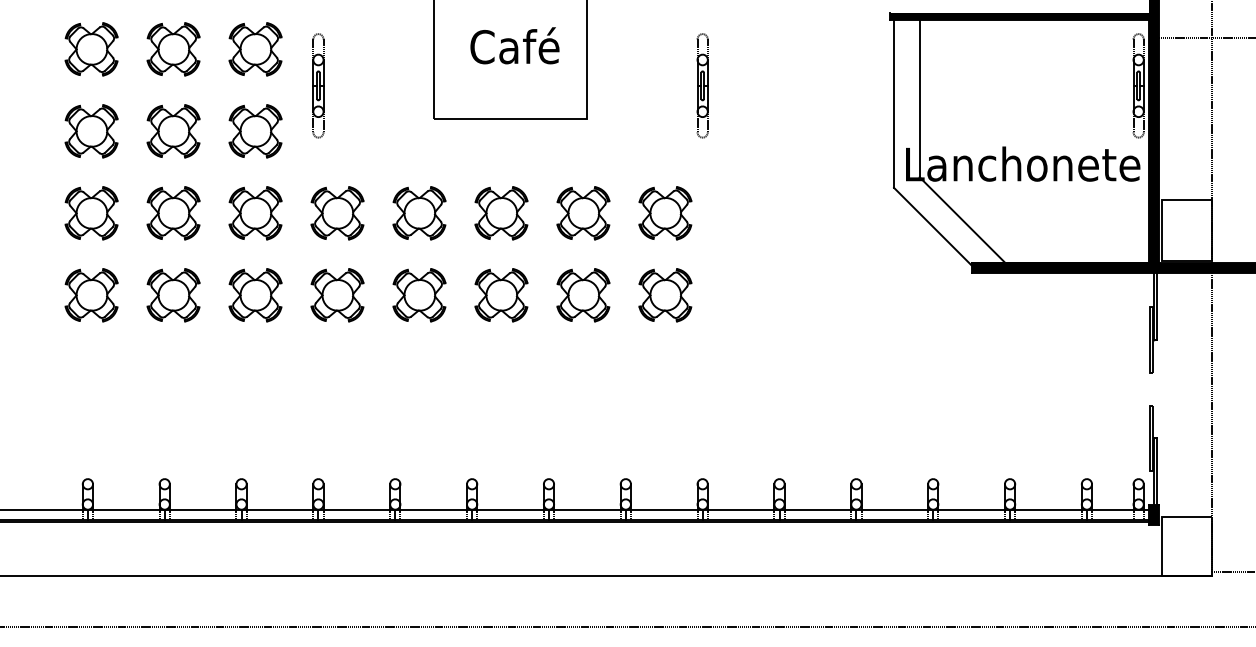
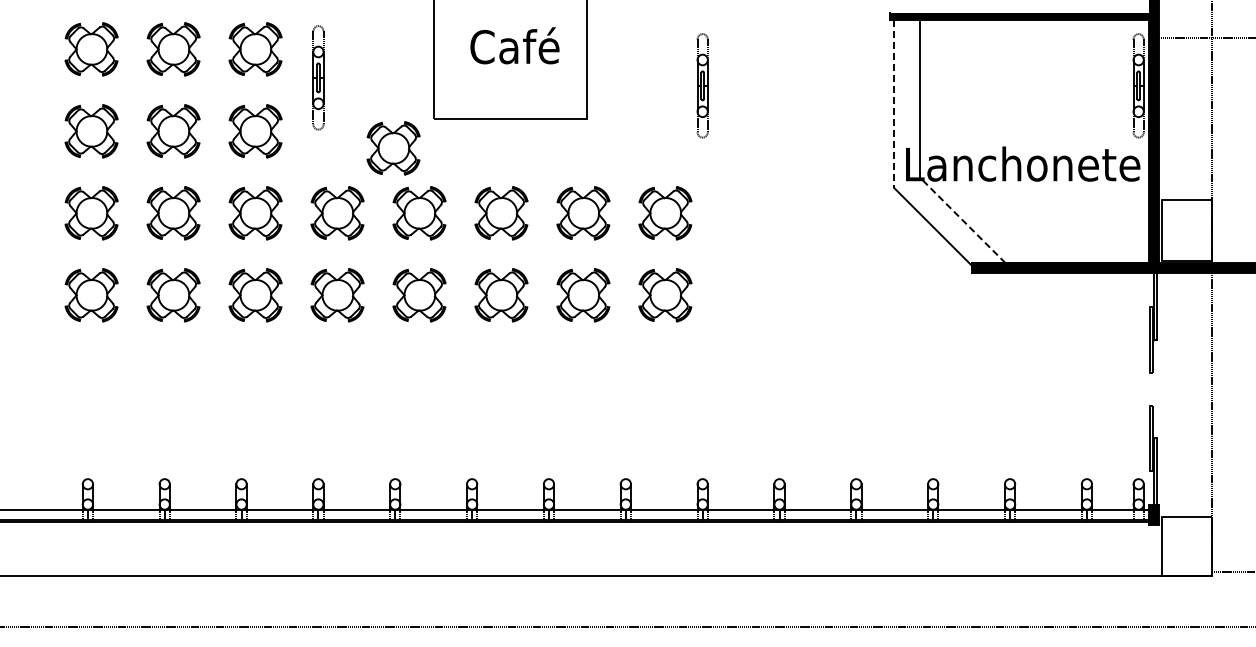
part position: (318, 85) -> (318, 77) (318, 77)
line: solid -> dashed (894, 104)
part: none -> present (393, 148)
line: solid -> dashed (962, 220)
